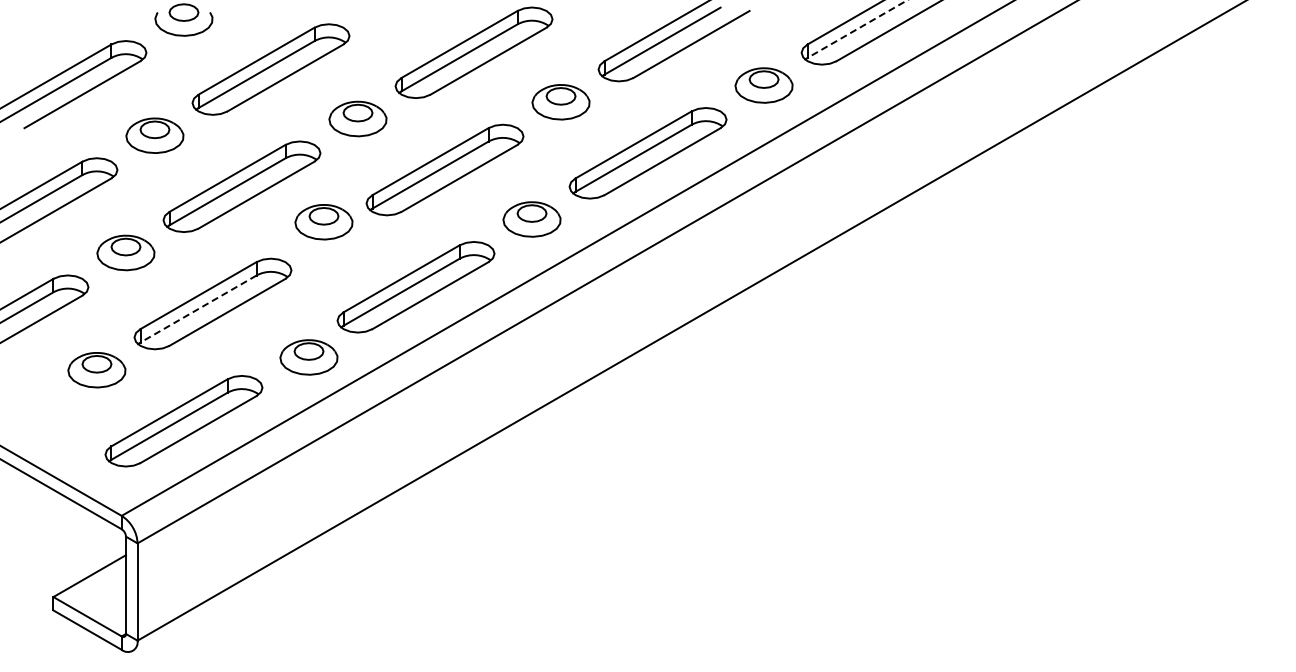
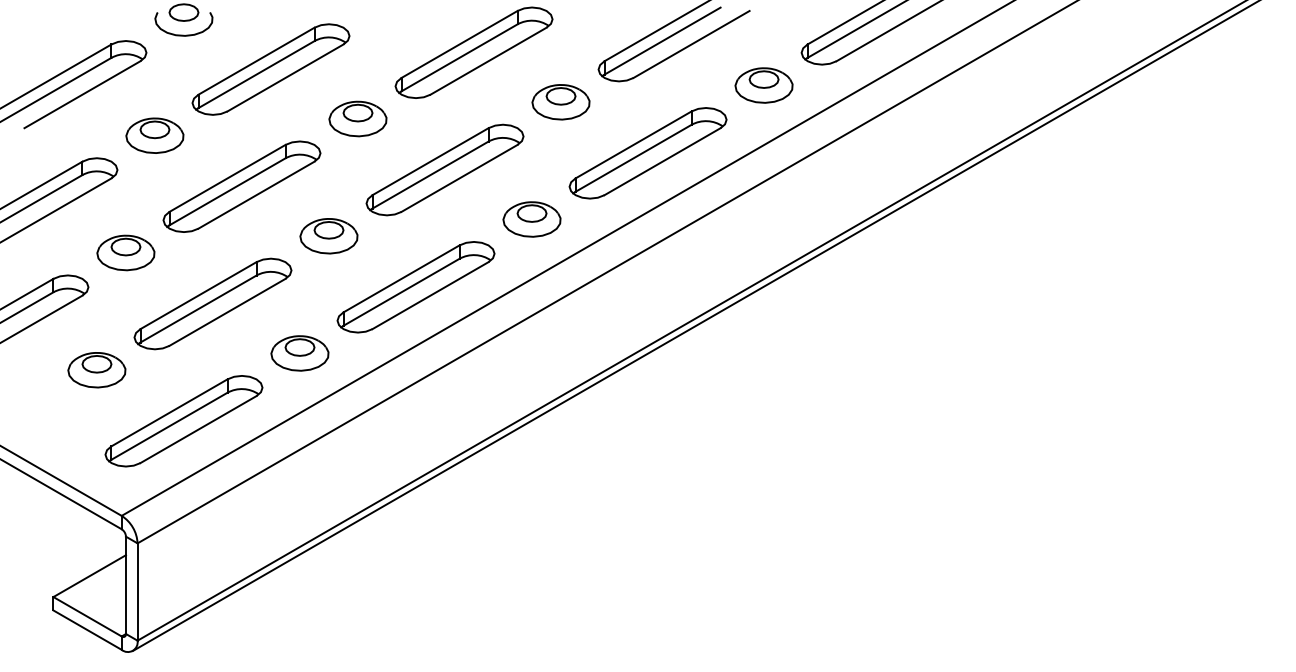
line: dashed -> solid (856, 29)
part position: (323, 222) -> (328, 236) (328, 236)
line: dashed -> solid (198, 309)
line: none -> present (694, 326)
part position: (308, 357) -> (299, 353) (299, 353)
